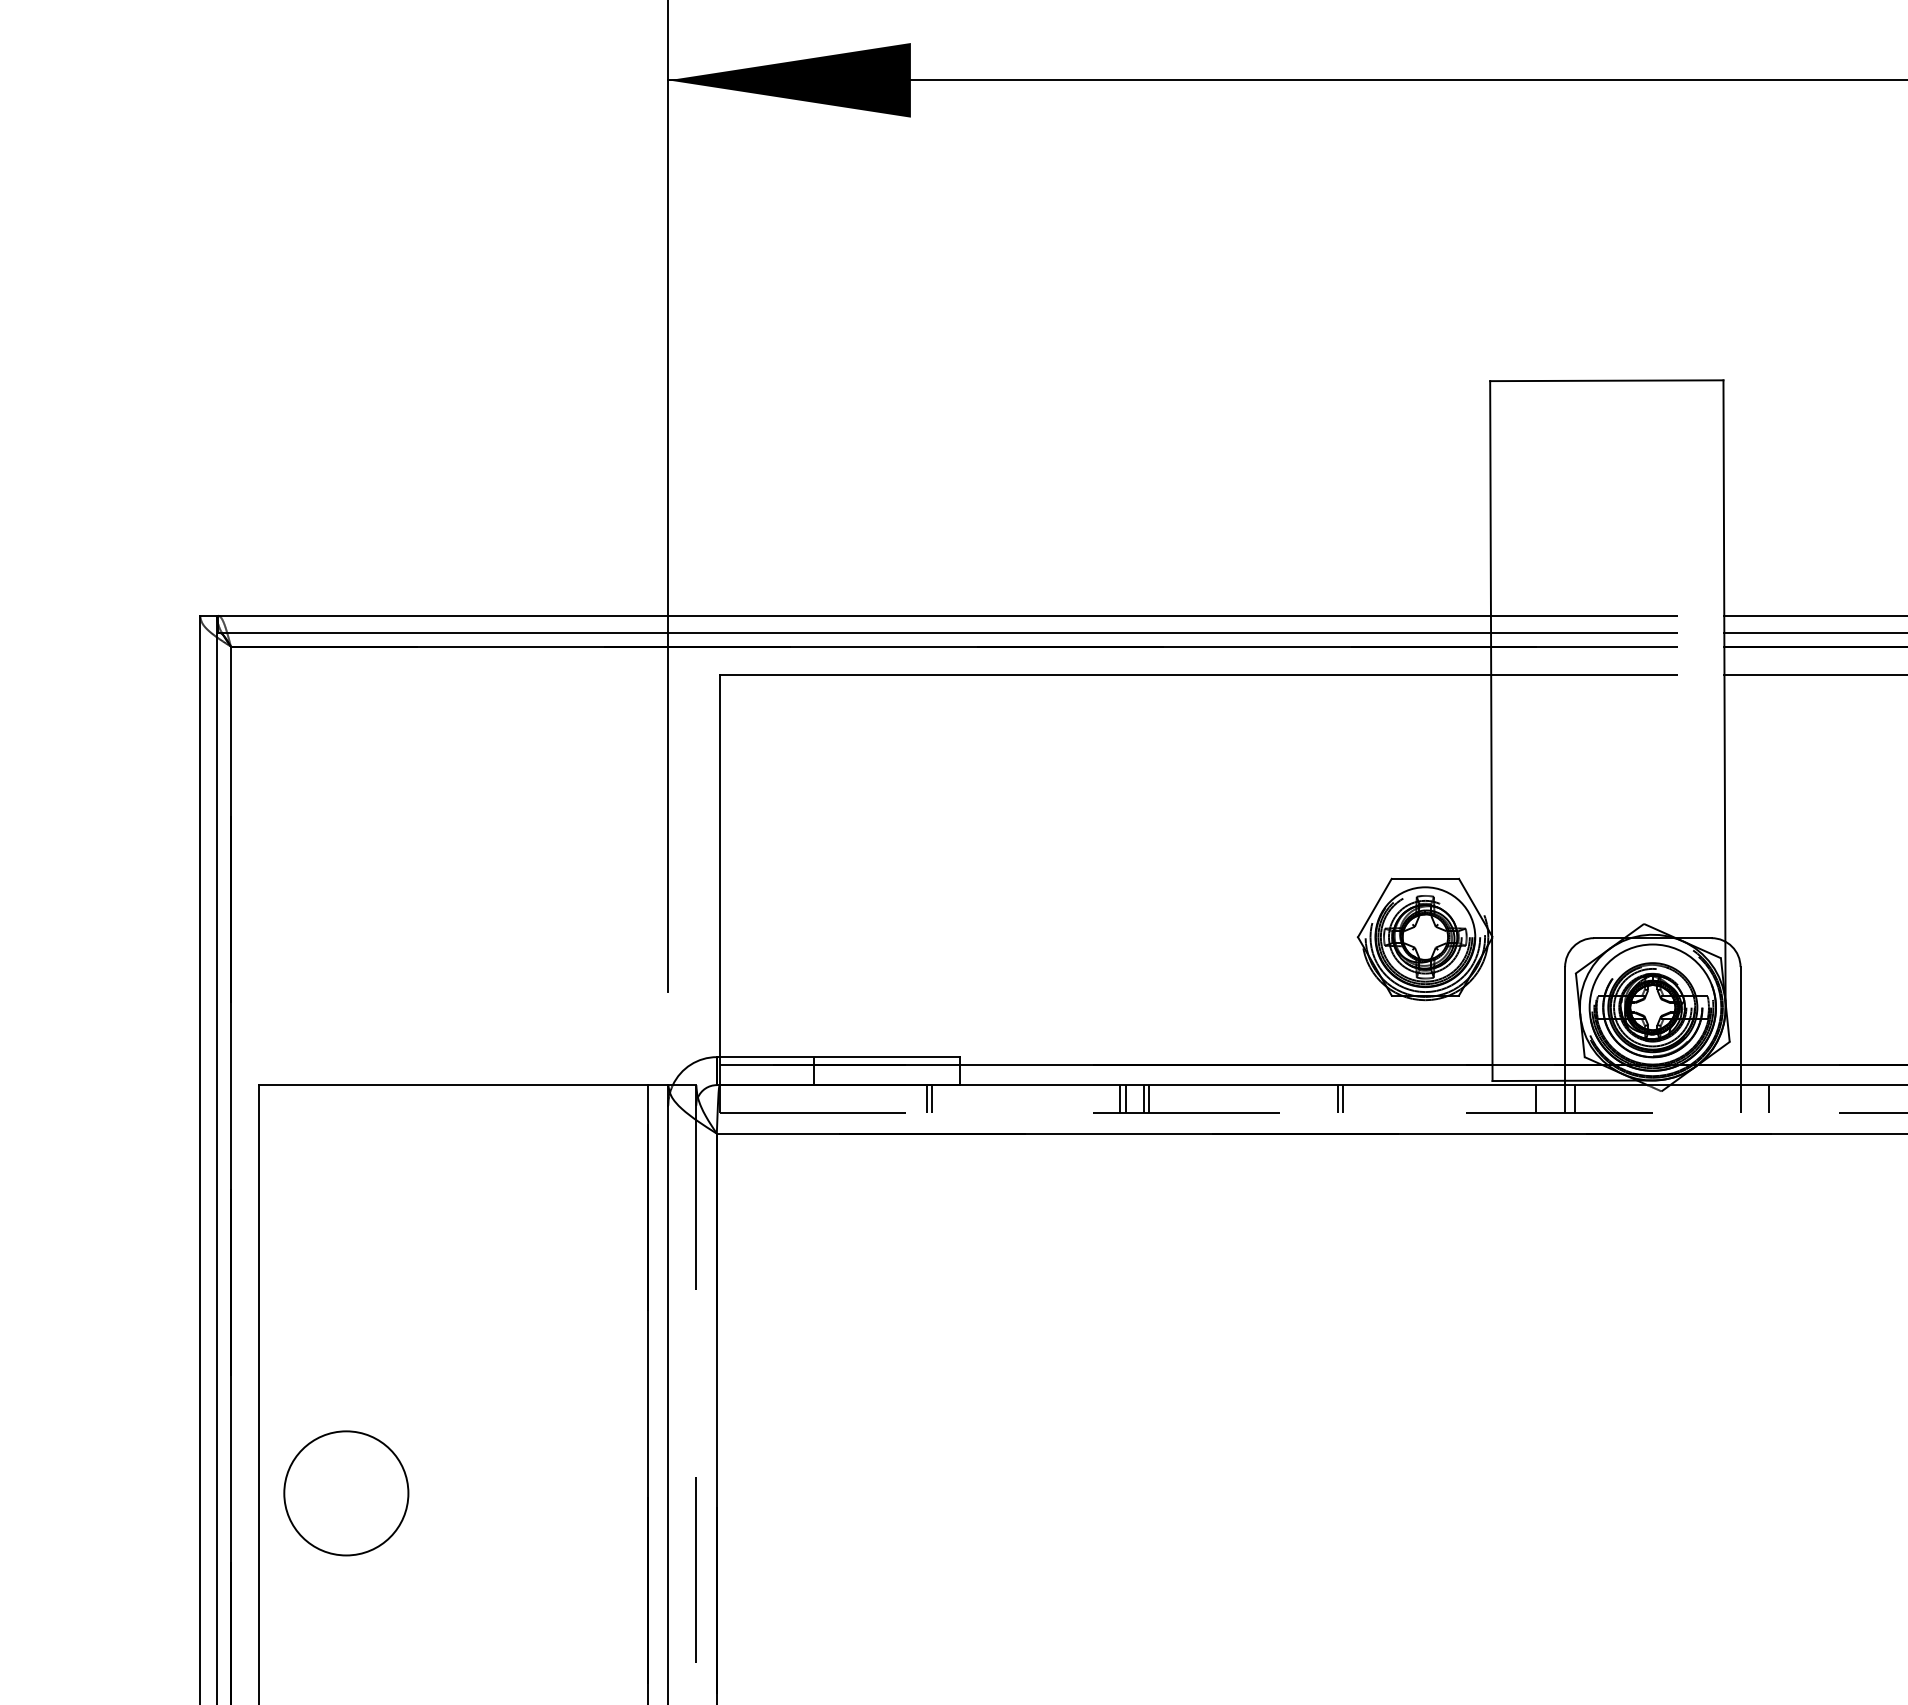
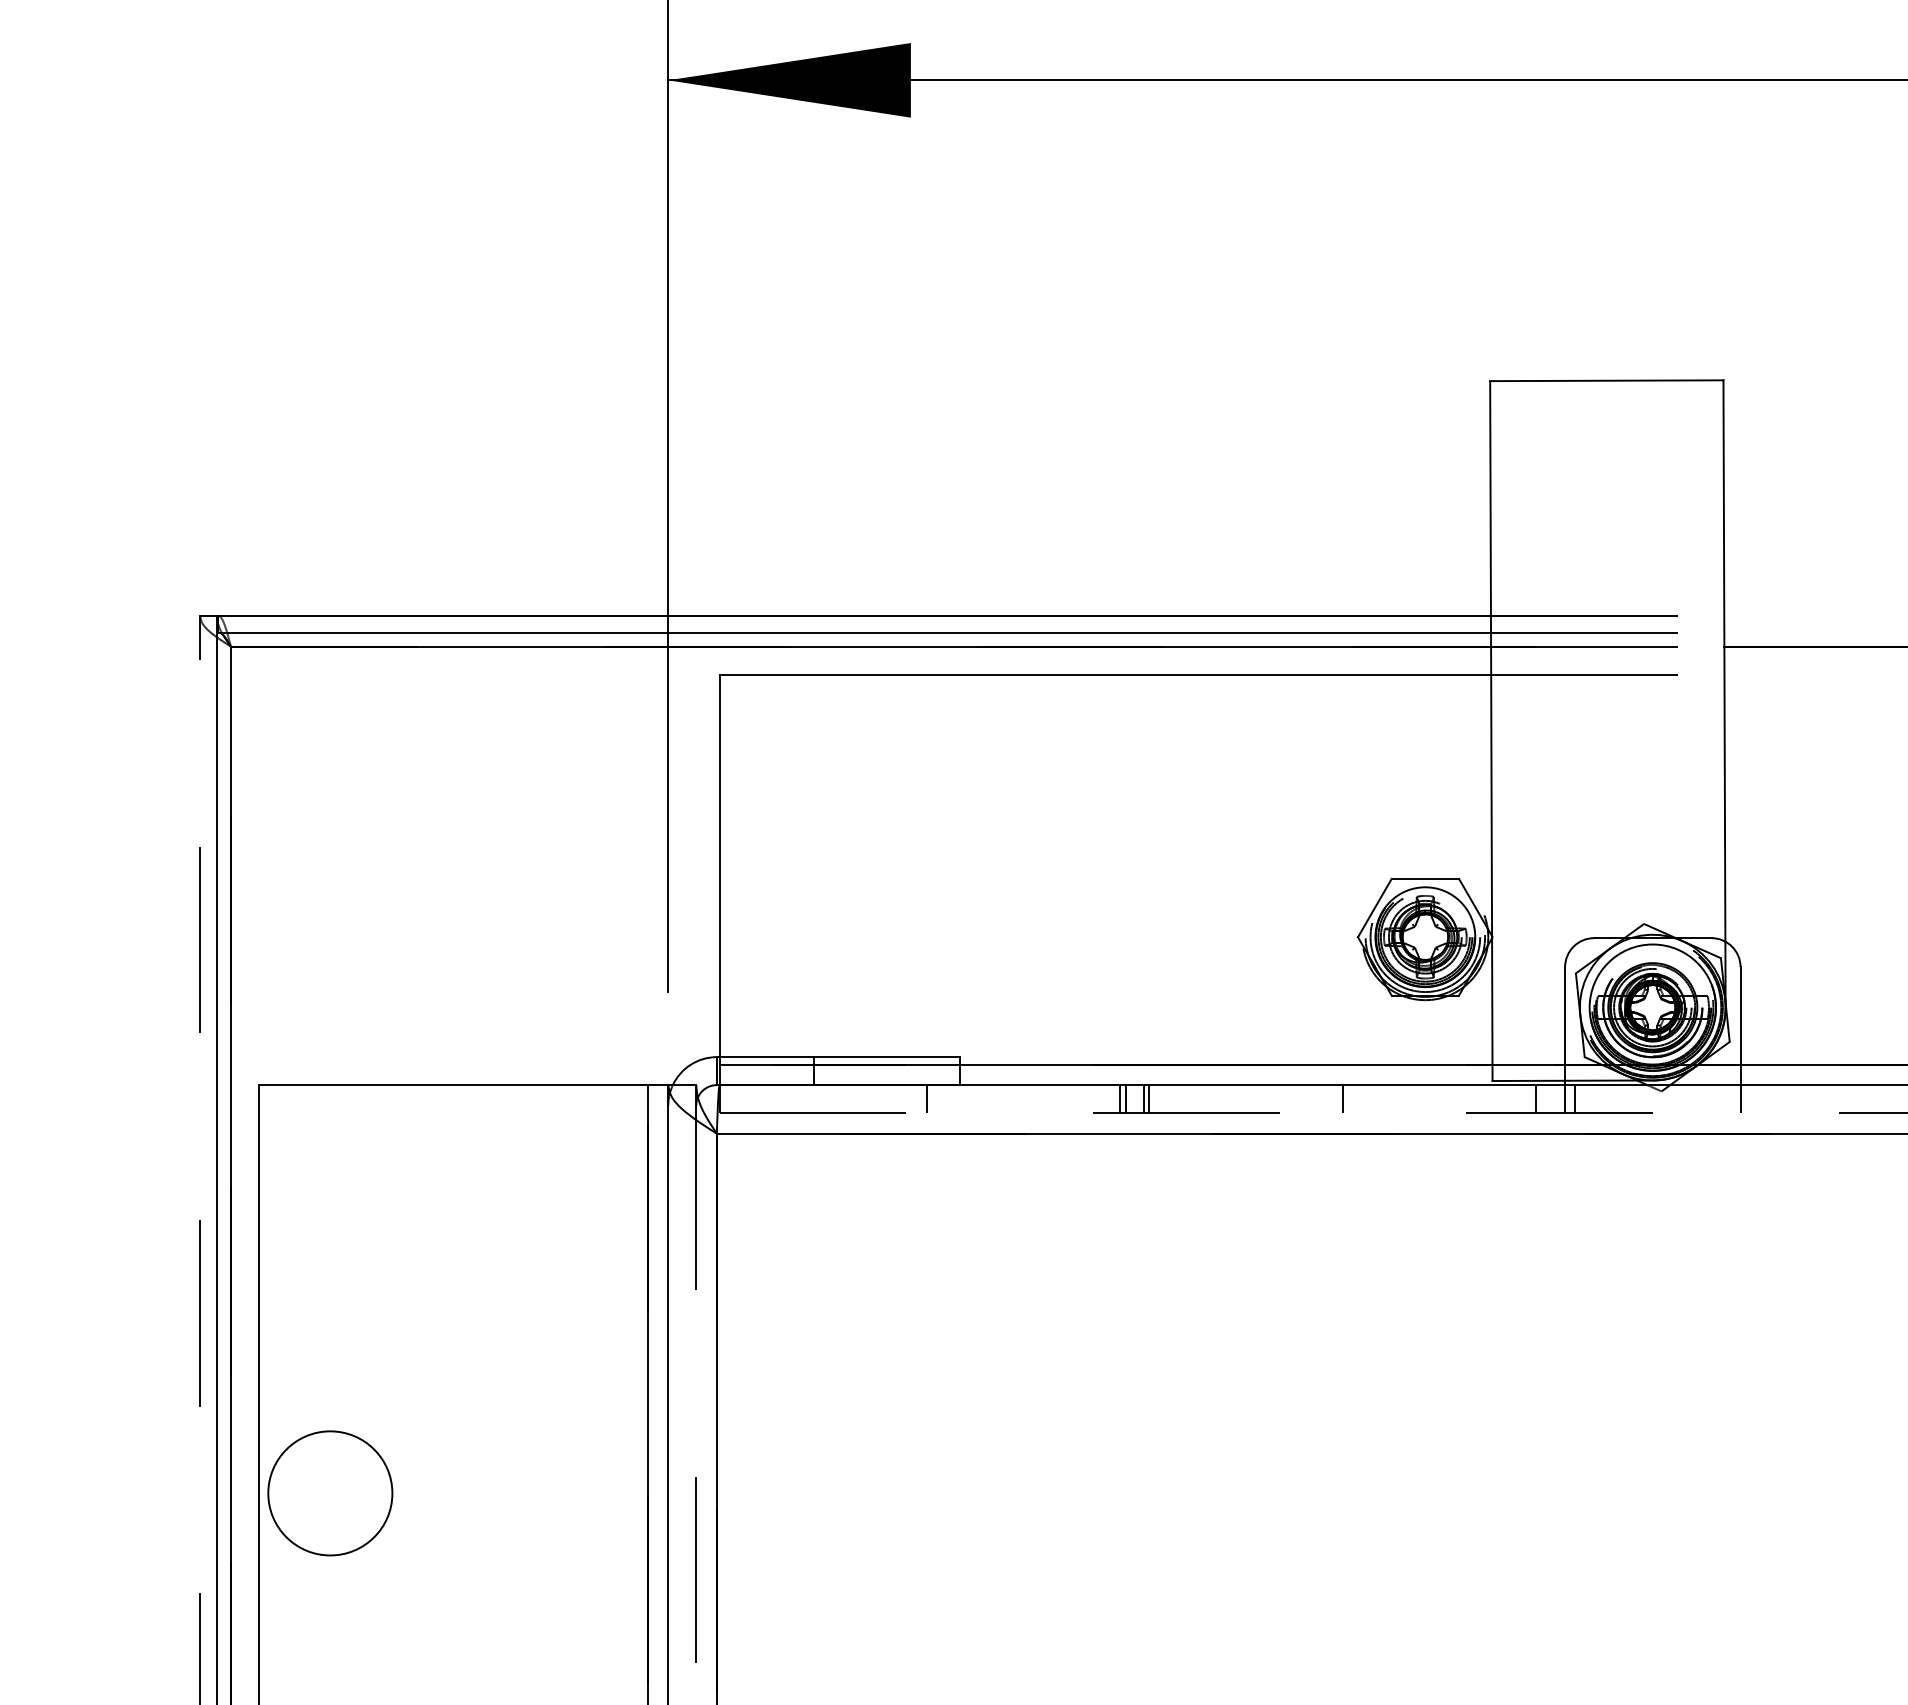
line: present -> none (1814, 615)
line: present -> none (1814, 632)
line: present -> none (1814, 674)
line: present -> none (931, 1099)
line: present -> none (1337, 1099)
line: present -> none (1769, 1099)
line: solid -> dashed (200, 1159)
circle position: (346, 1493) -> (330, 1493) (330, 1493)
